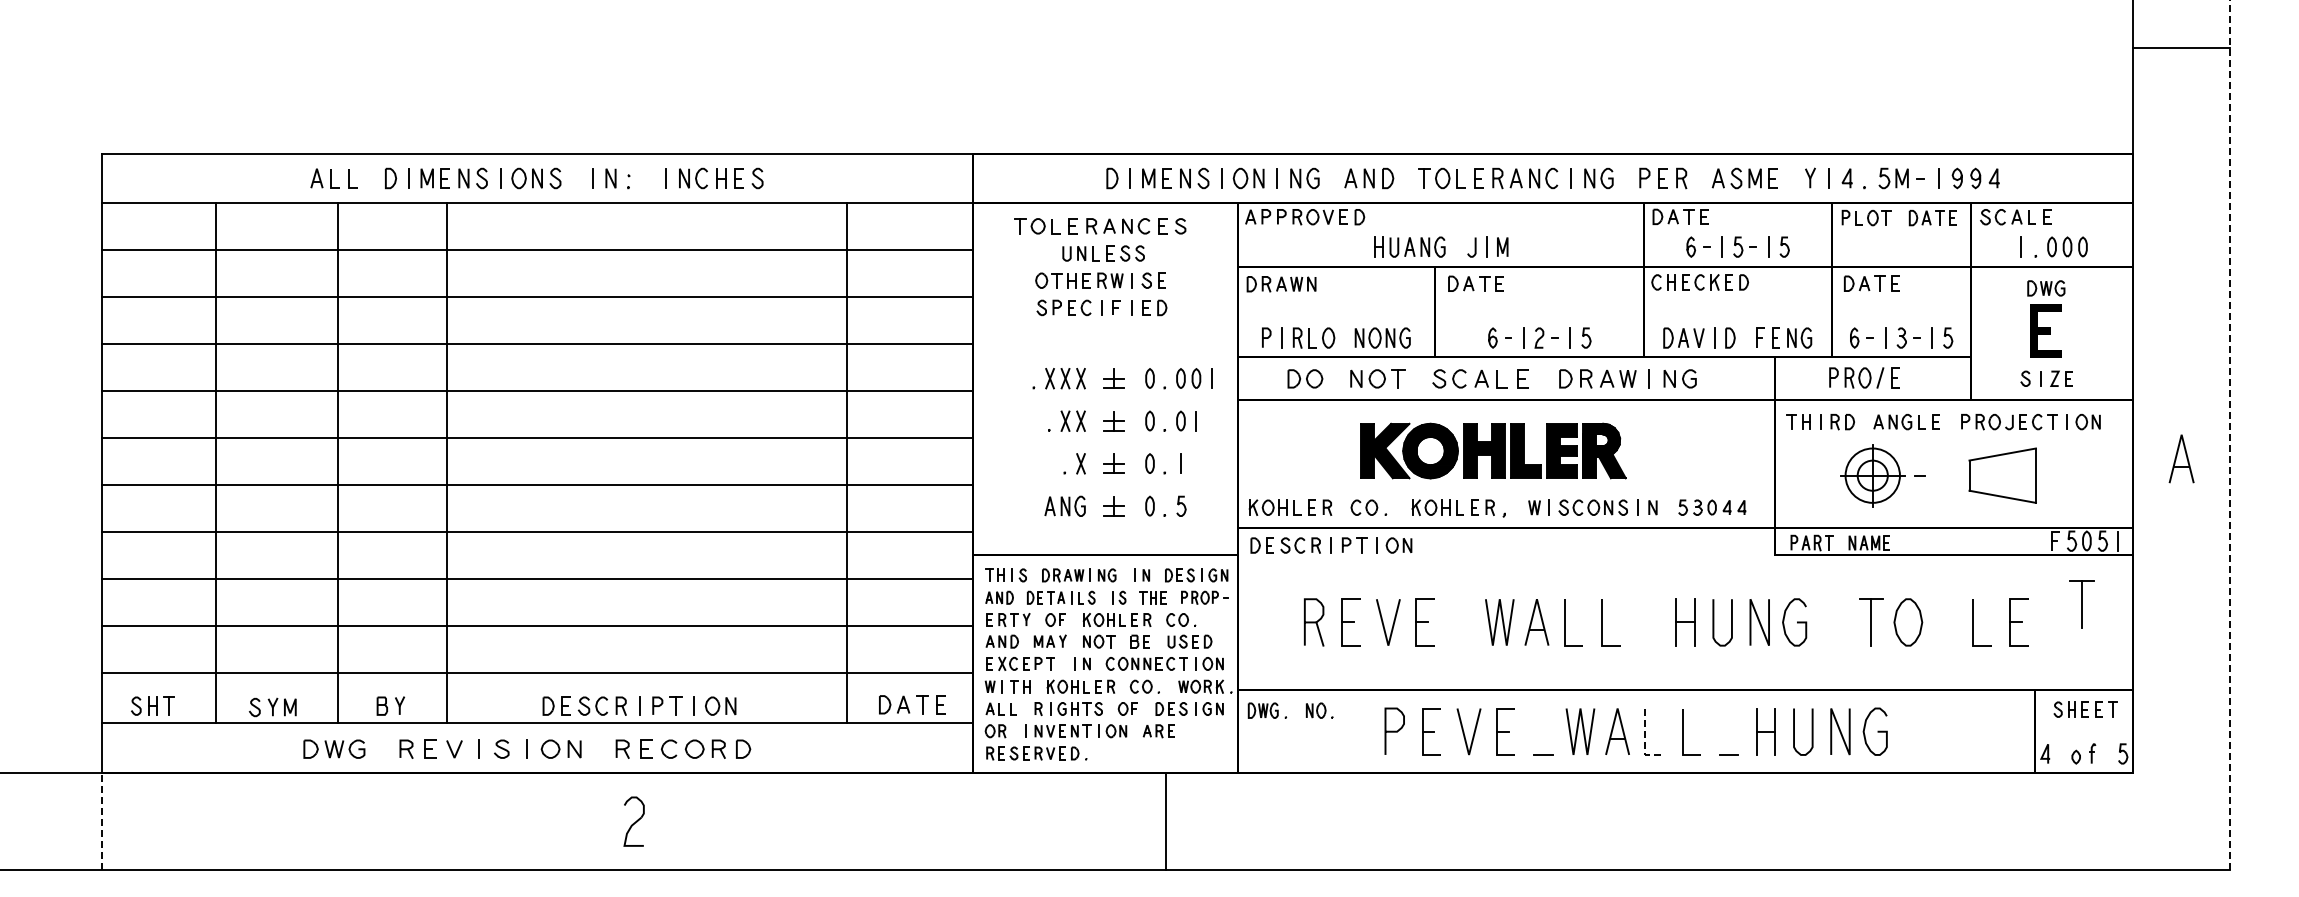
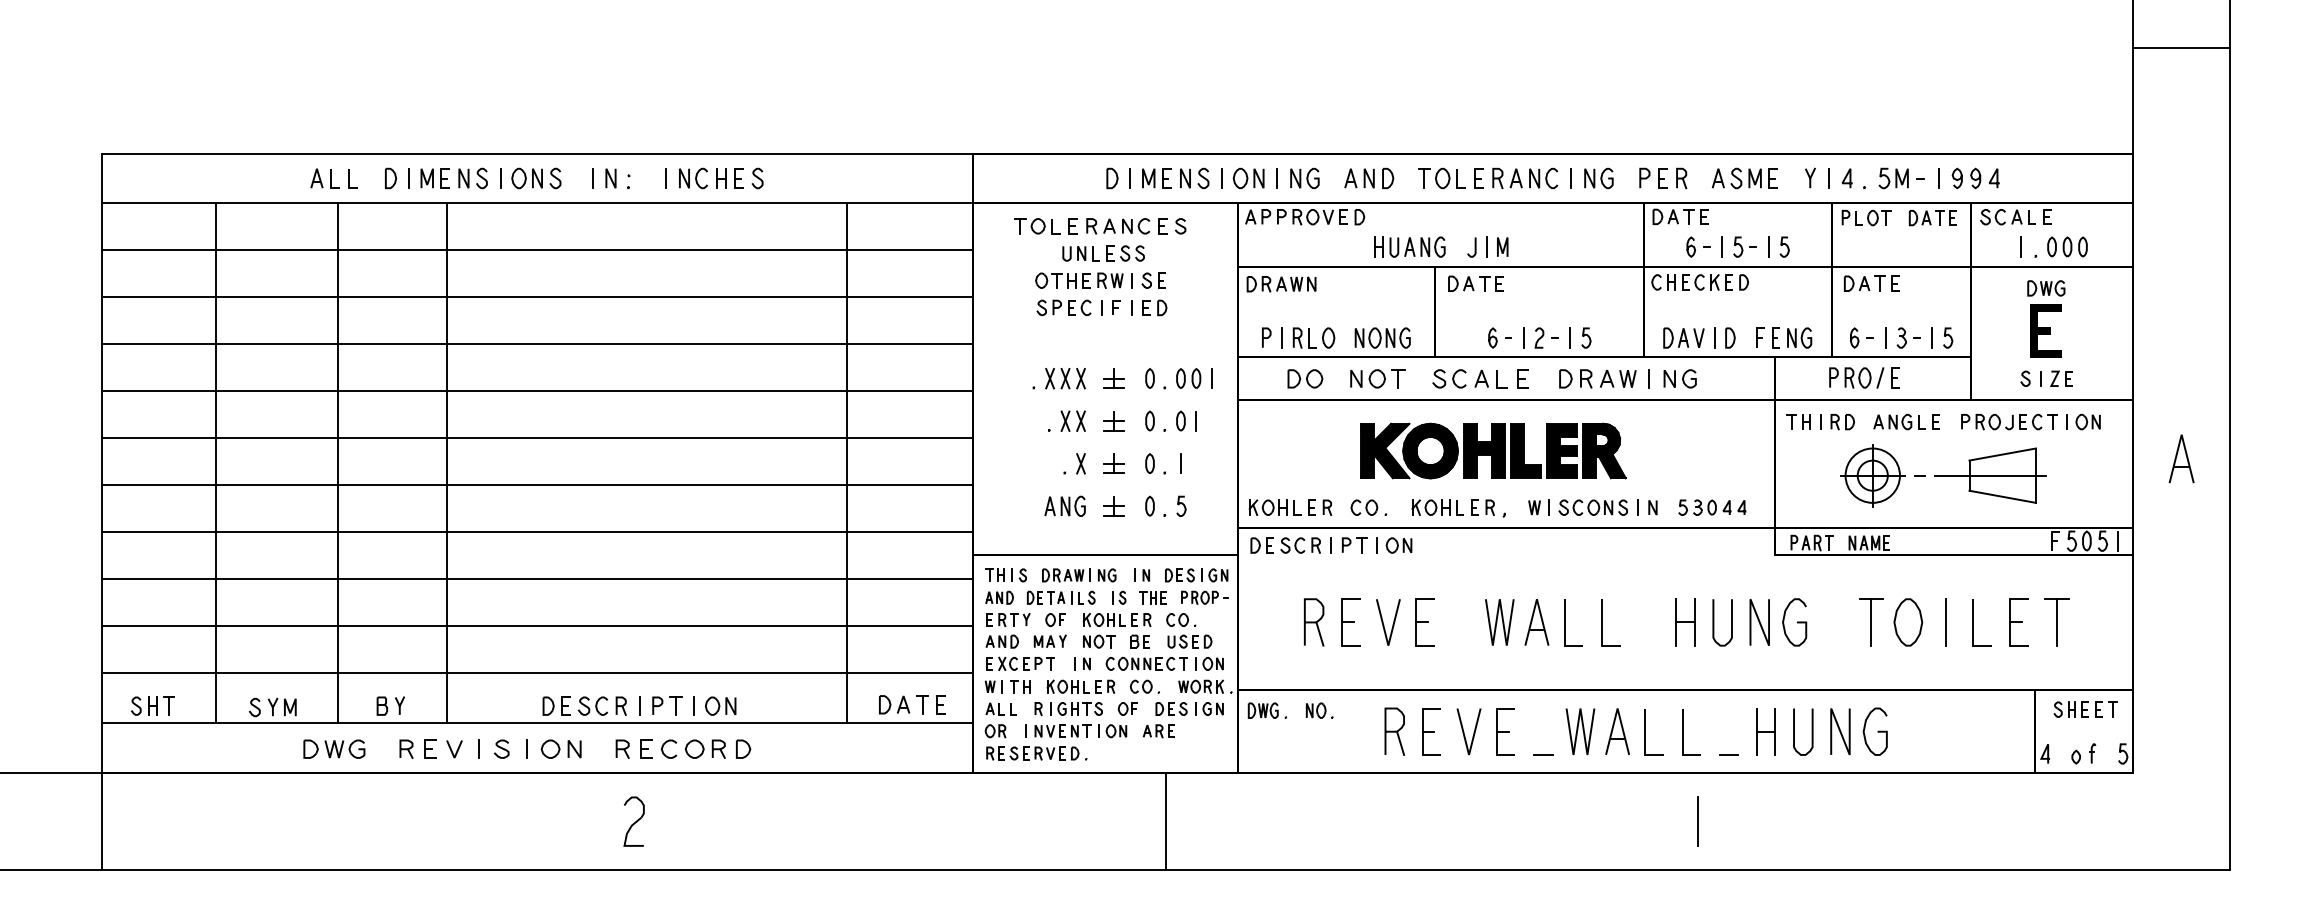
line: dashed -> solid (2230, 434)
line: none -> present (1990, 475)
part position: (2081, 604) -> (2056, 622) (2056, 622)
line: none -> present (1945, 622)
line: none -> present (1400, 742)
line: dashed -> solid (1645, 742)
line: dashed -> solid (102, 821)
line: none -> present (1698, 821)
